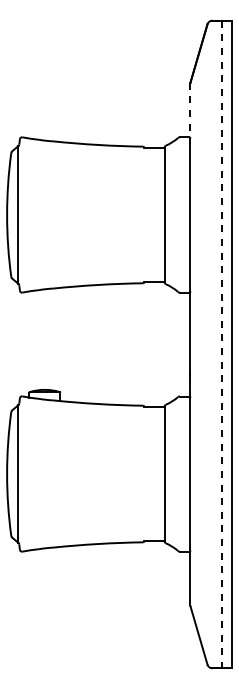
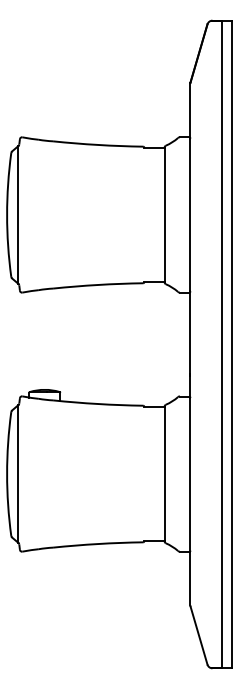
line: dashed -> solid (190, 110)
line: dashed -> solid (221, 344)
